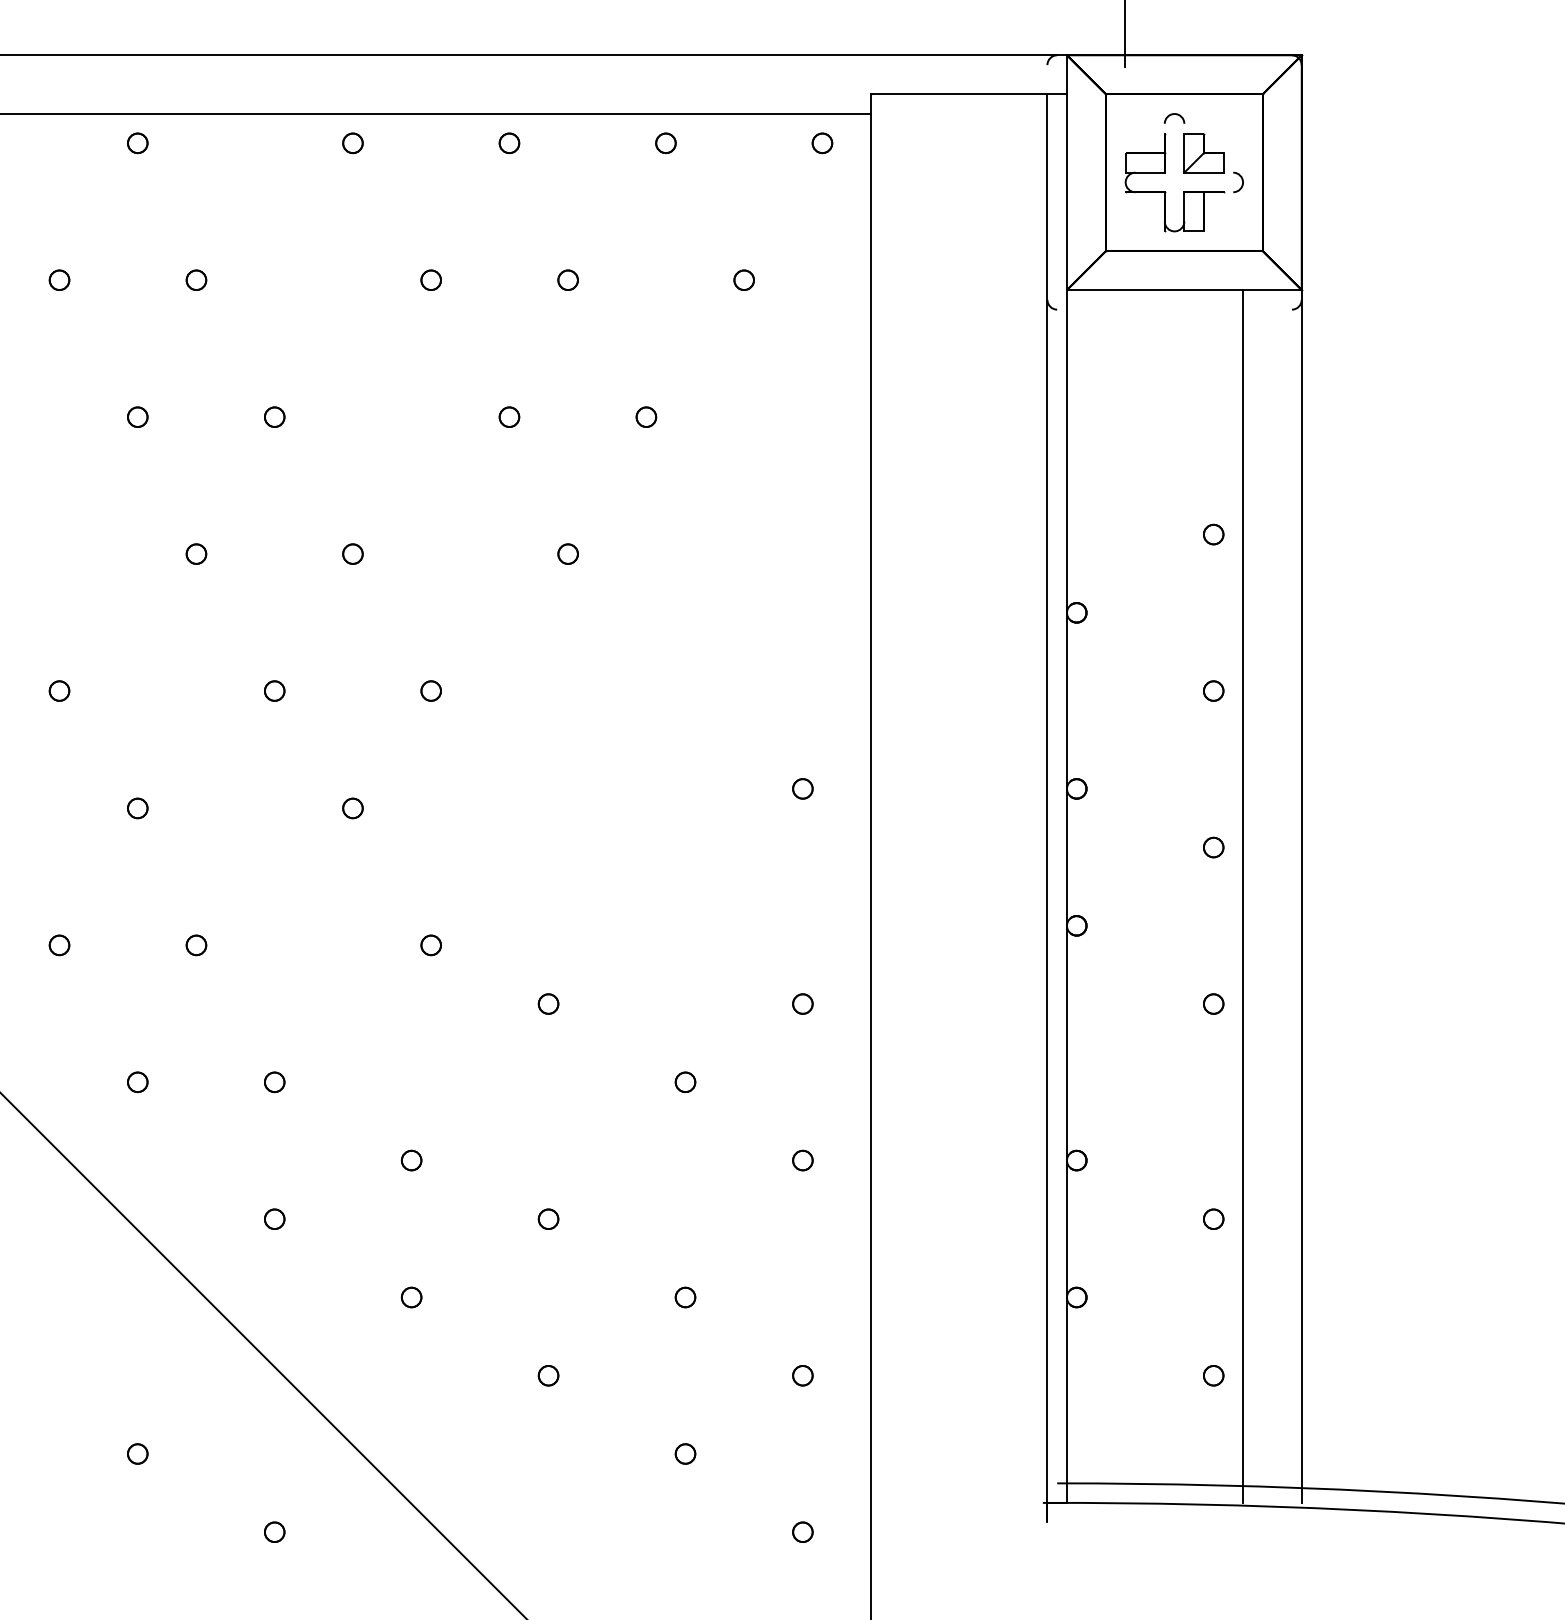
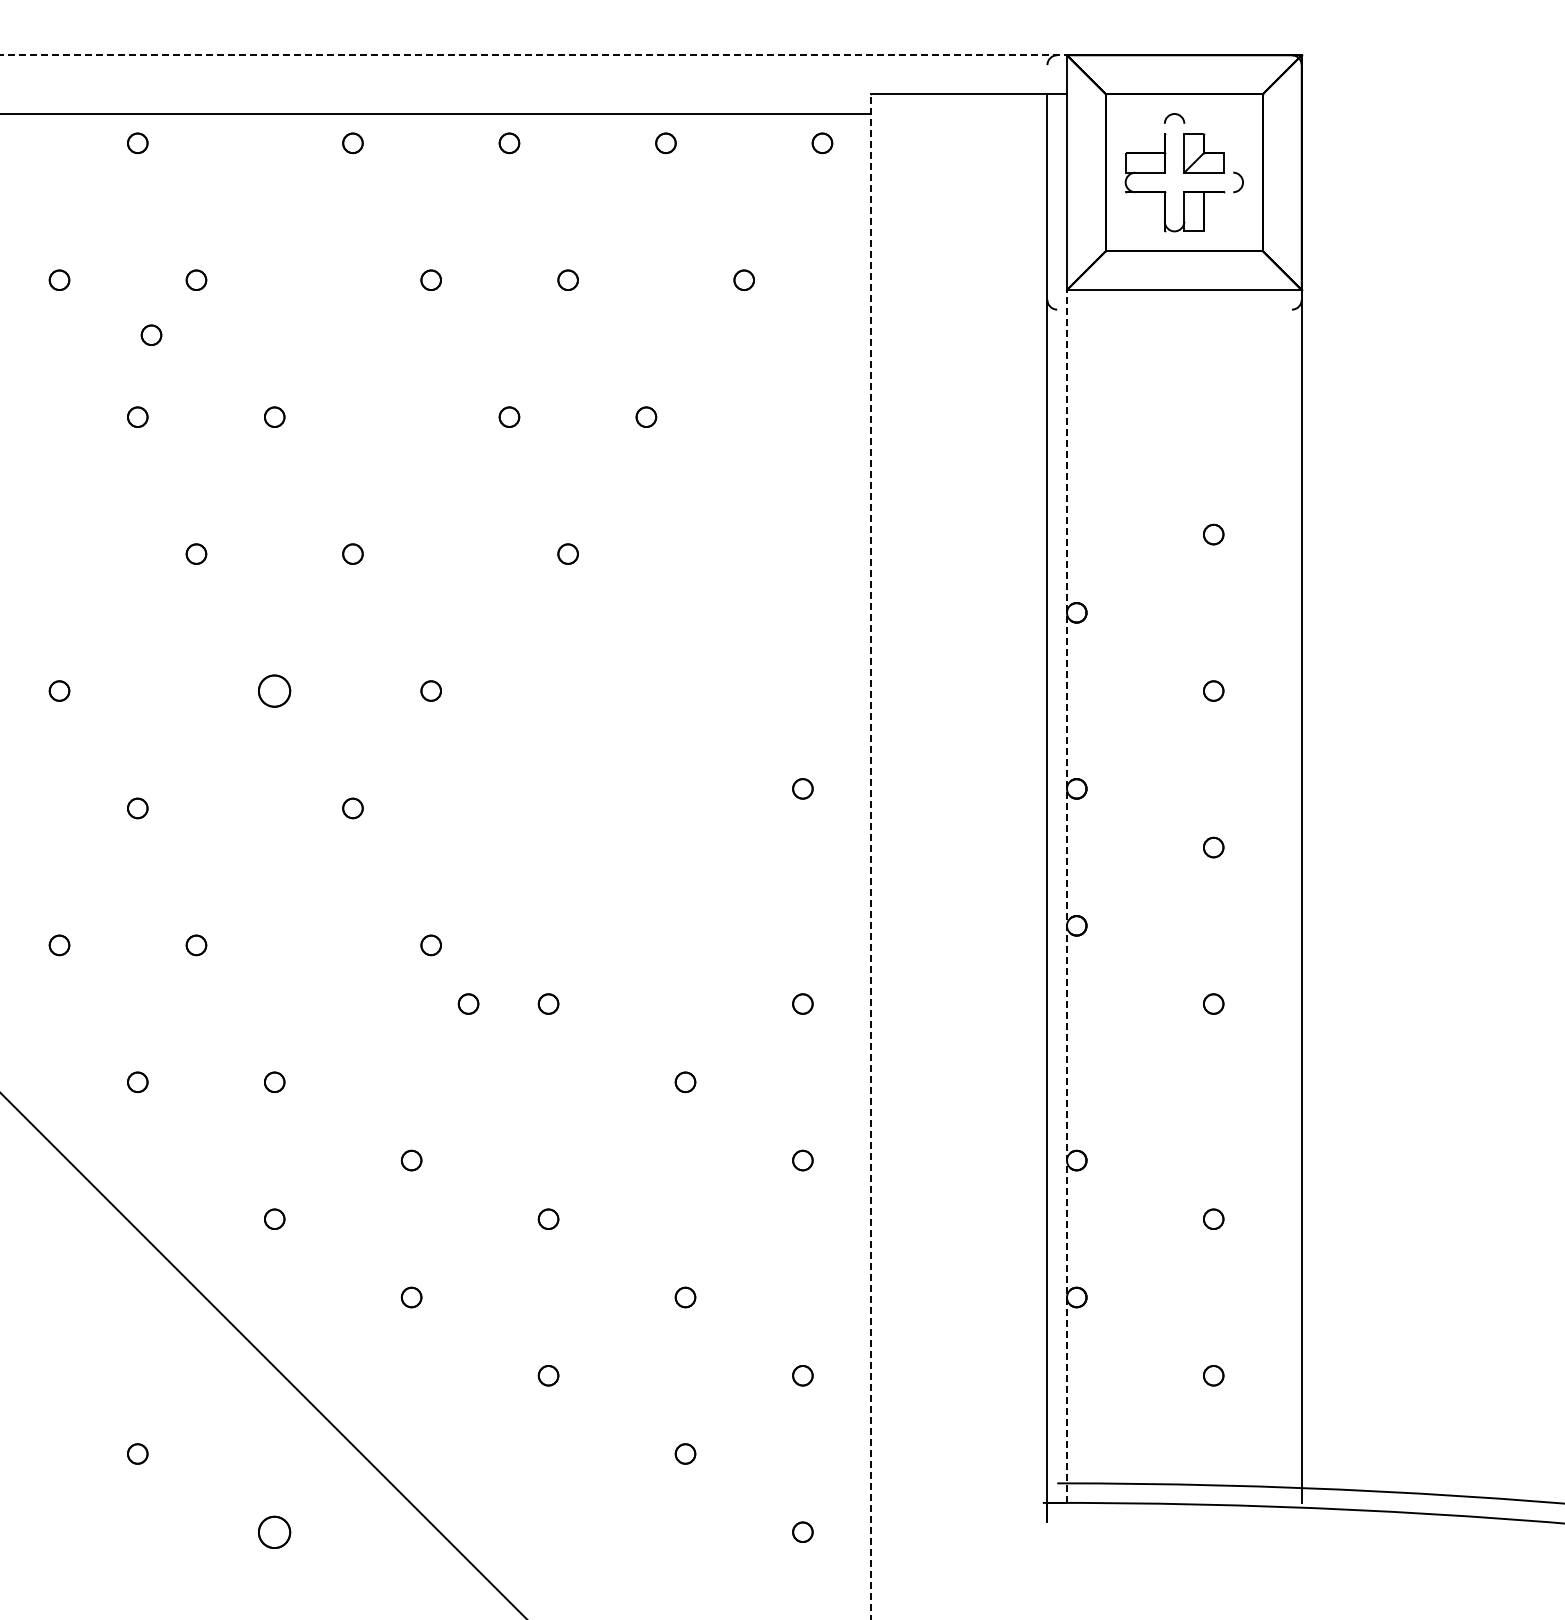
line: present -> none (1124, 34)
line: solid -> dashed (534, 55)
part: none -> present (151, 334)
part size: 22x22 px -> 34x34 px (274, 690)
line: solid -> dashed (871, 856)
line: solid -> dashed (1066, 895)
line: present -> none (1243, 896)
part: none -> present (468, 1003)
part size: 22x22 px -> 34x34 px (274, 1531)
